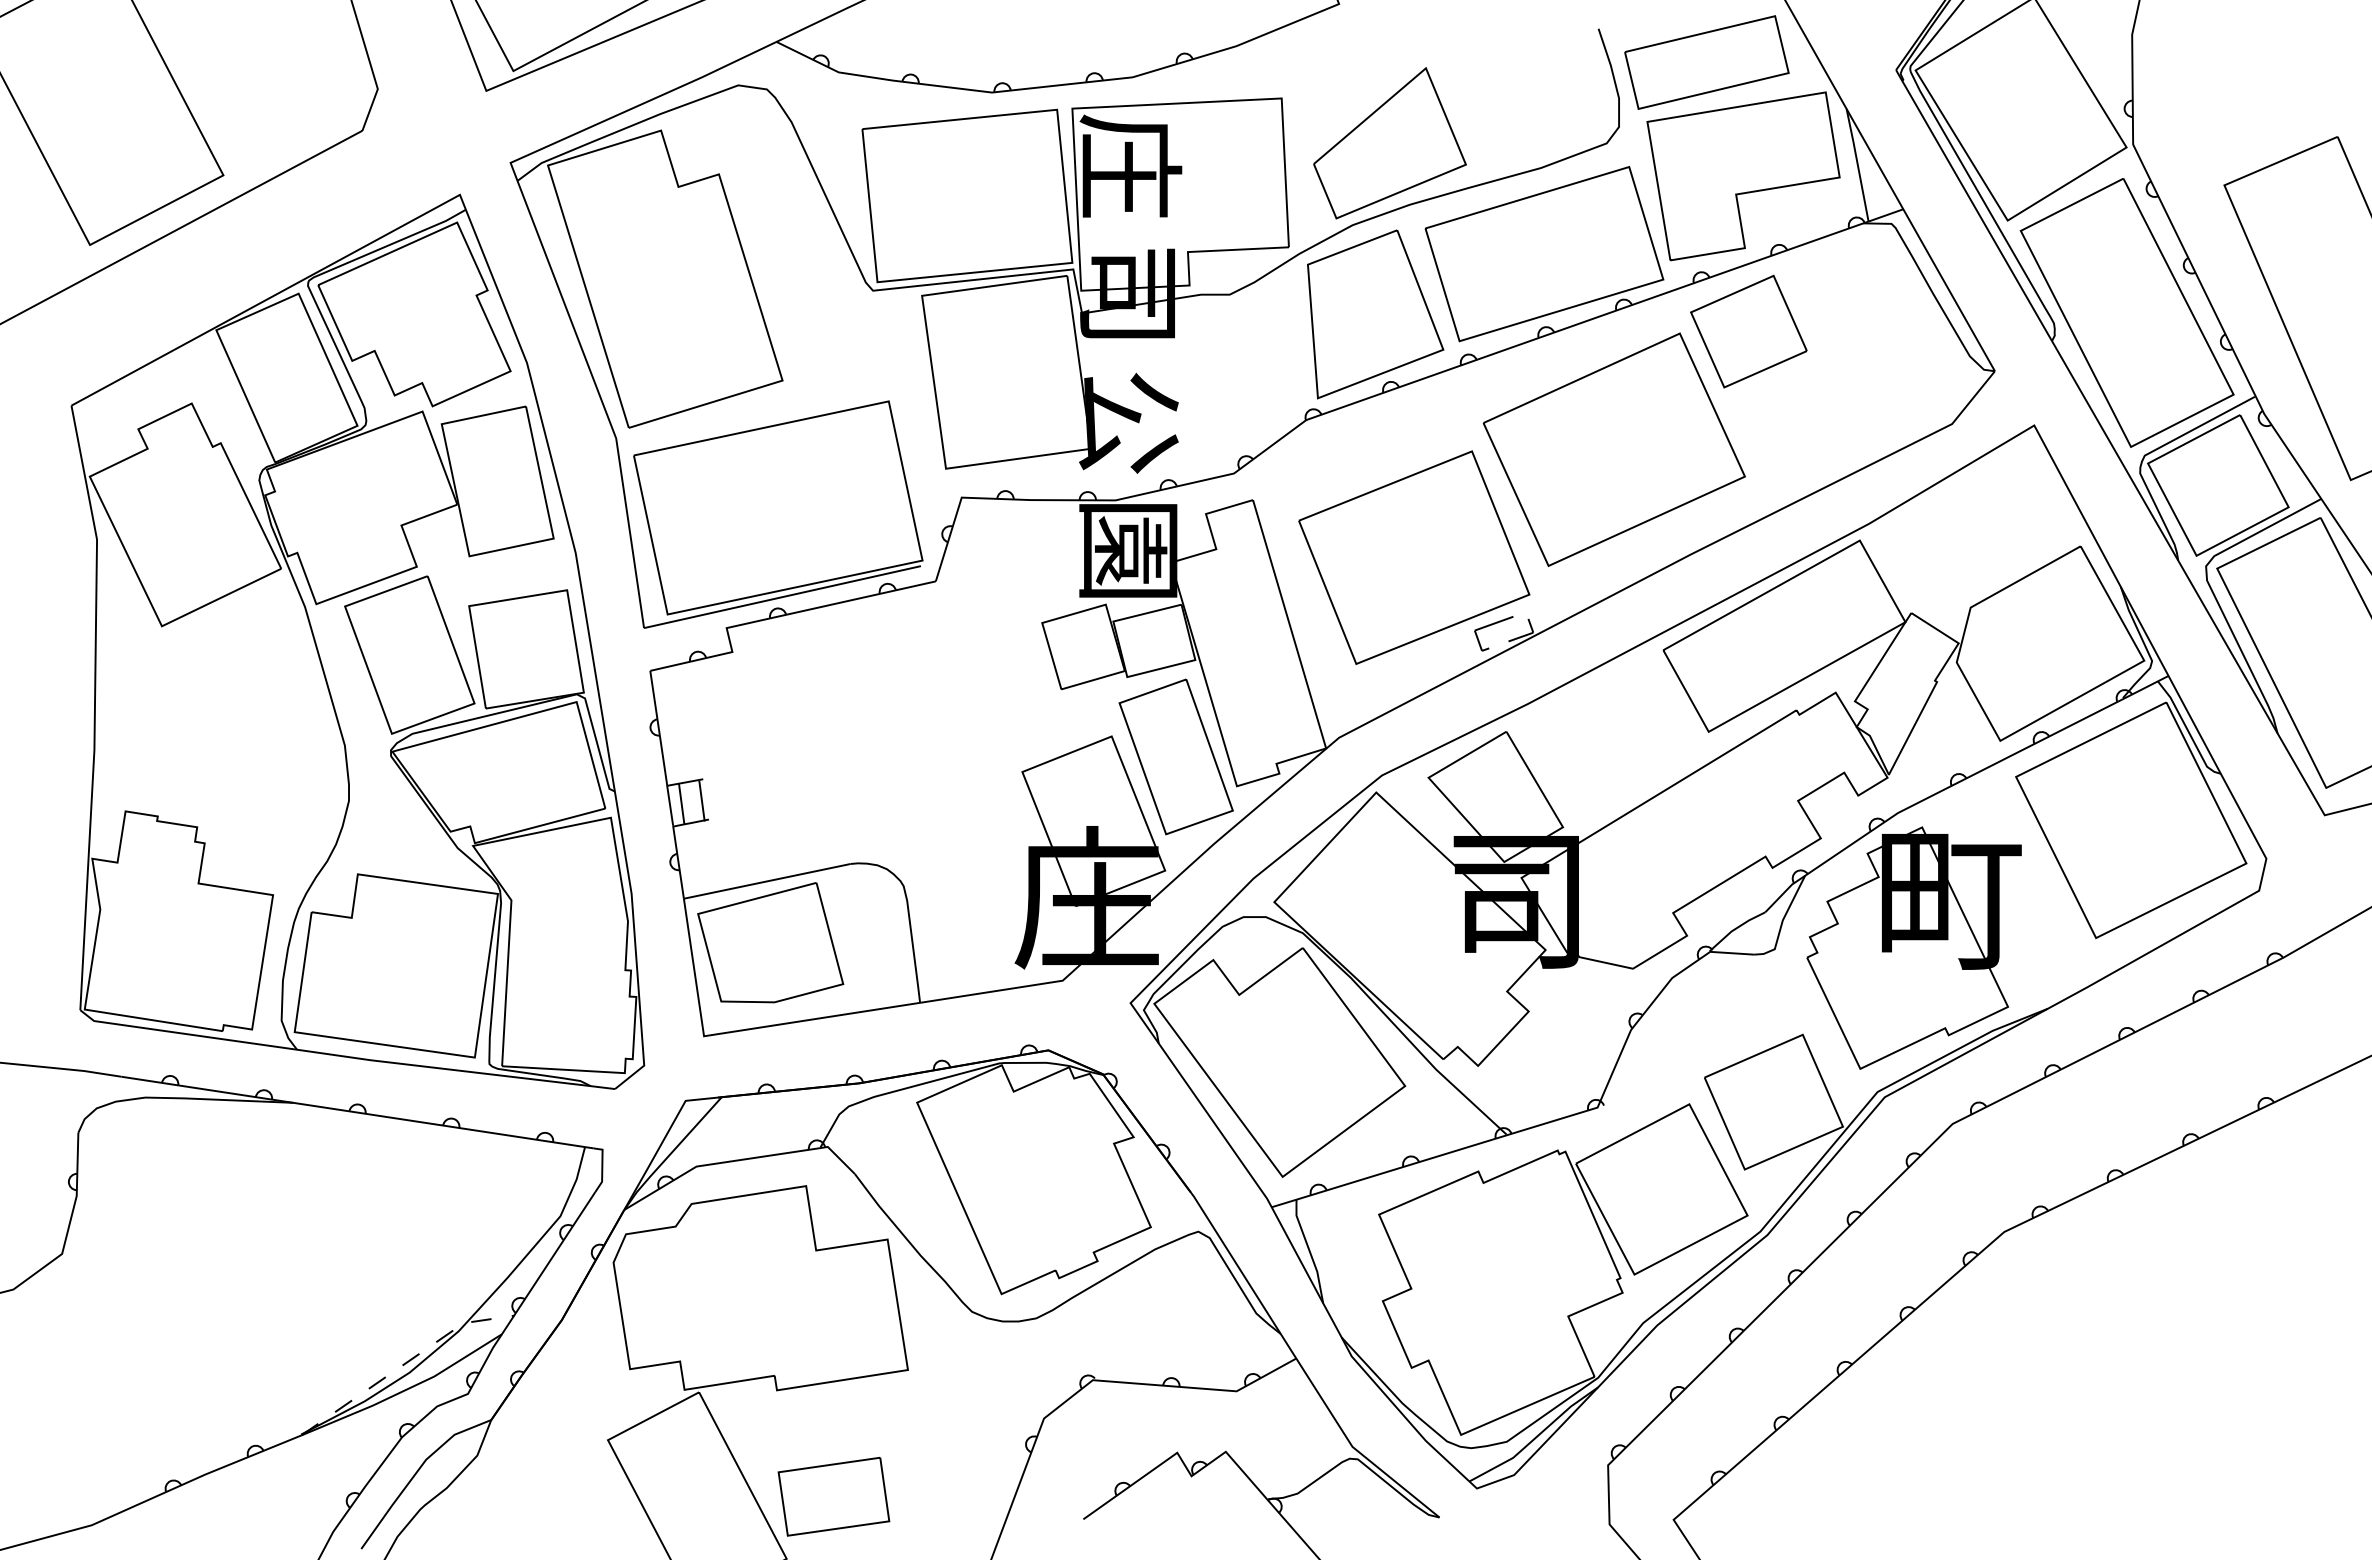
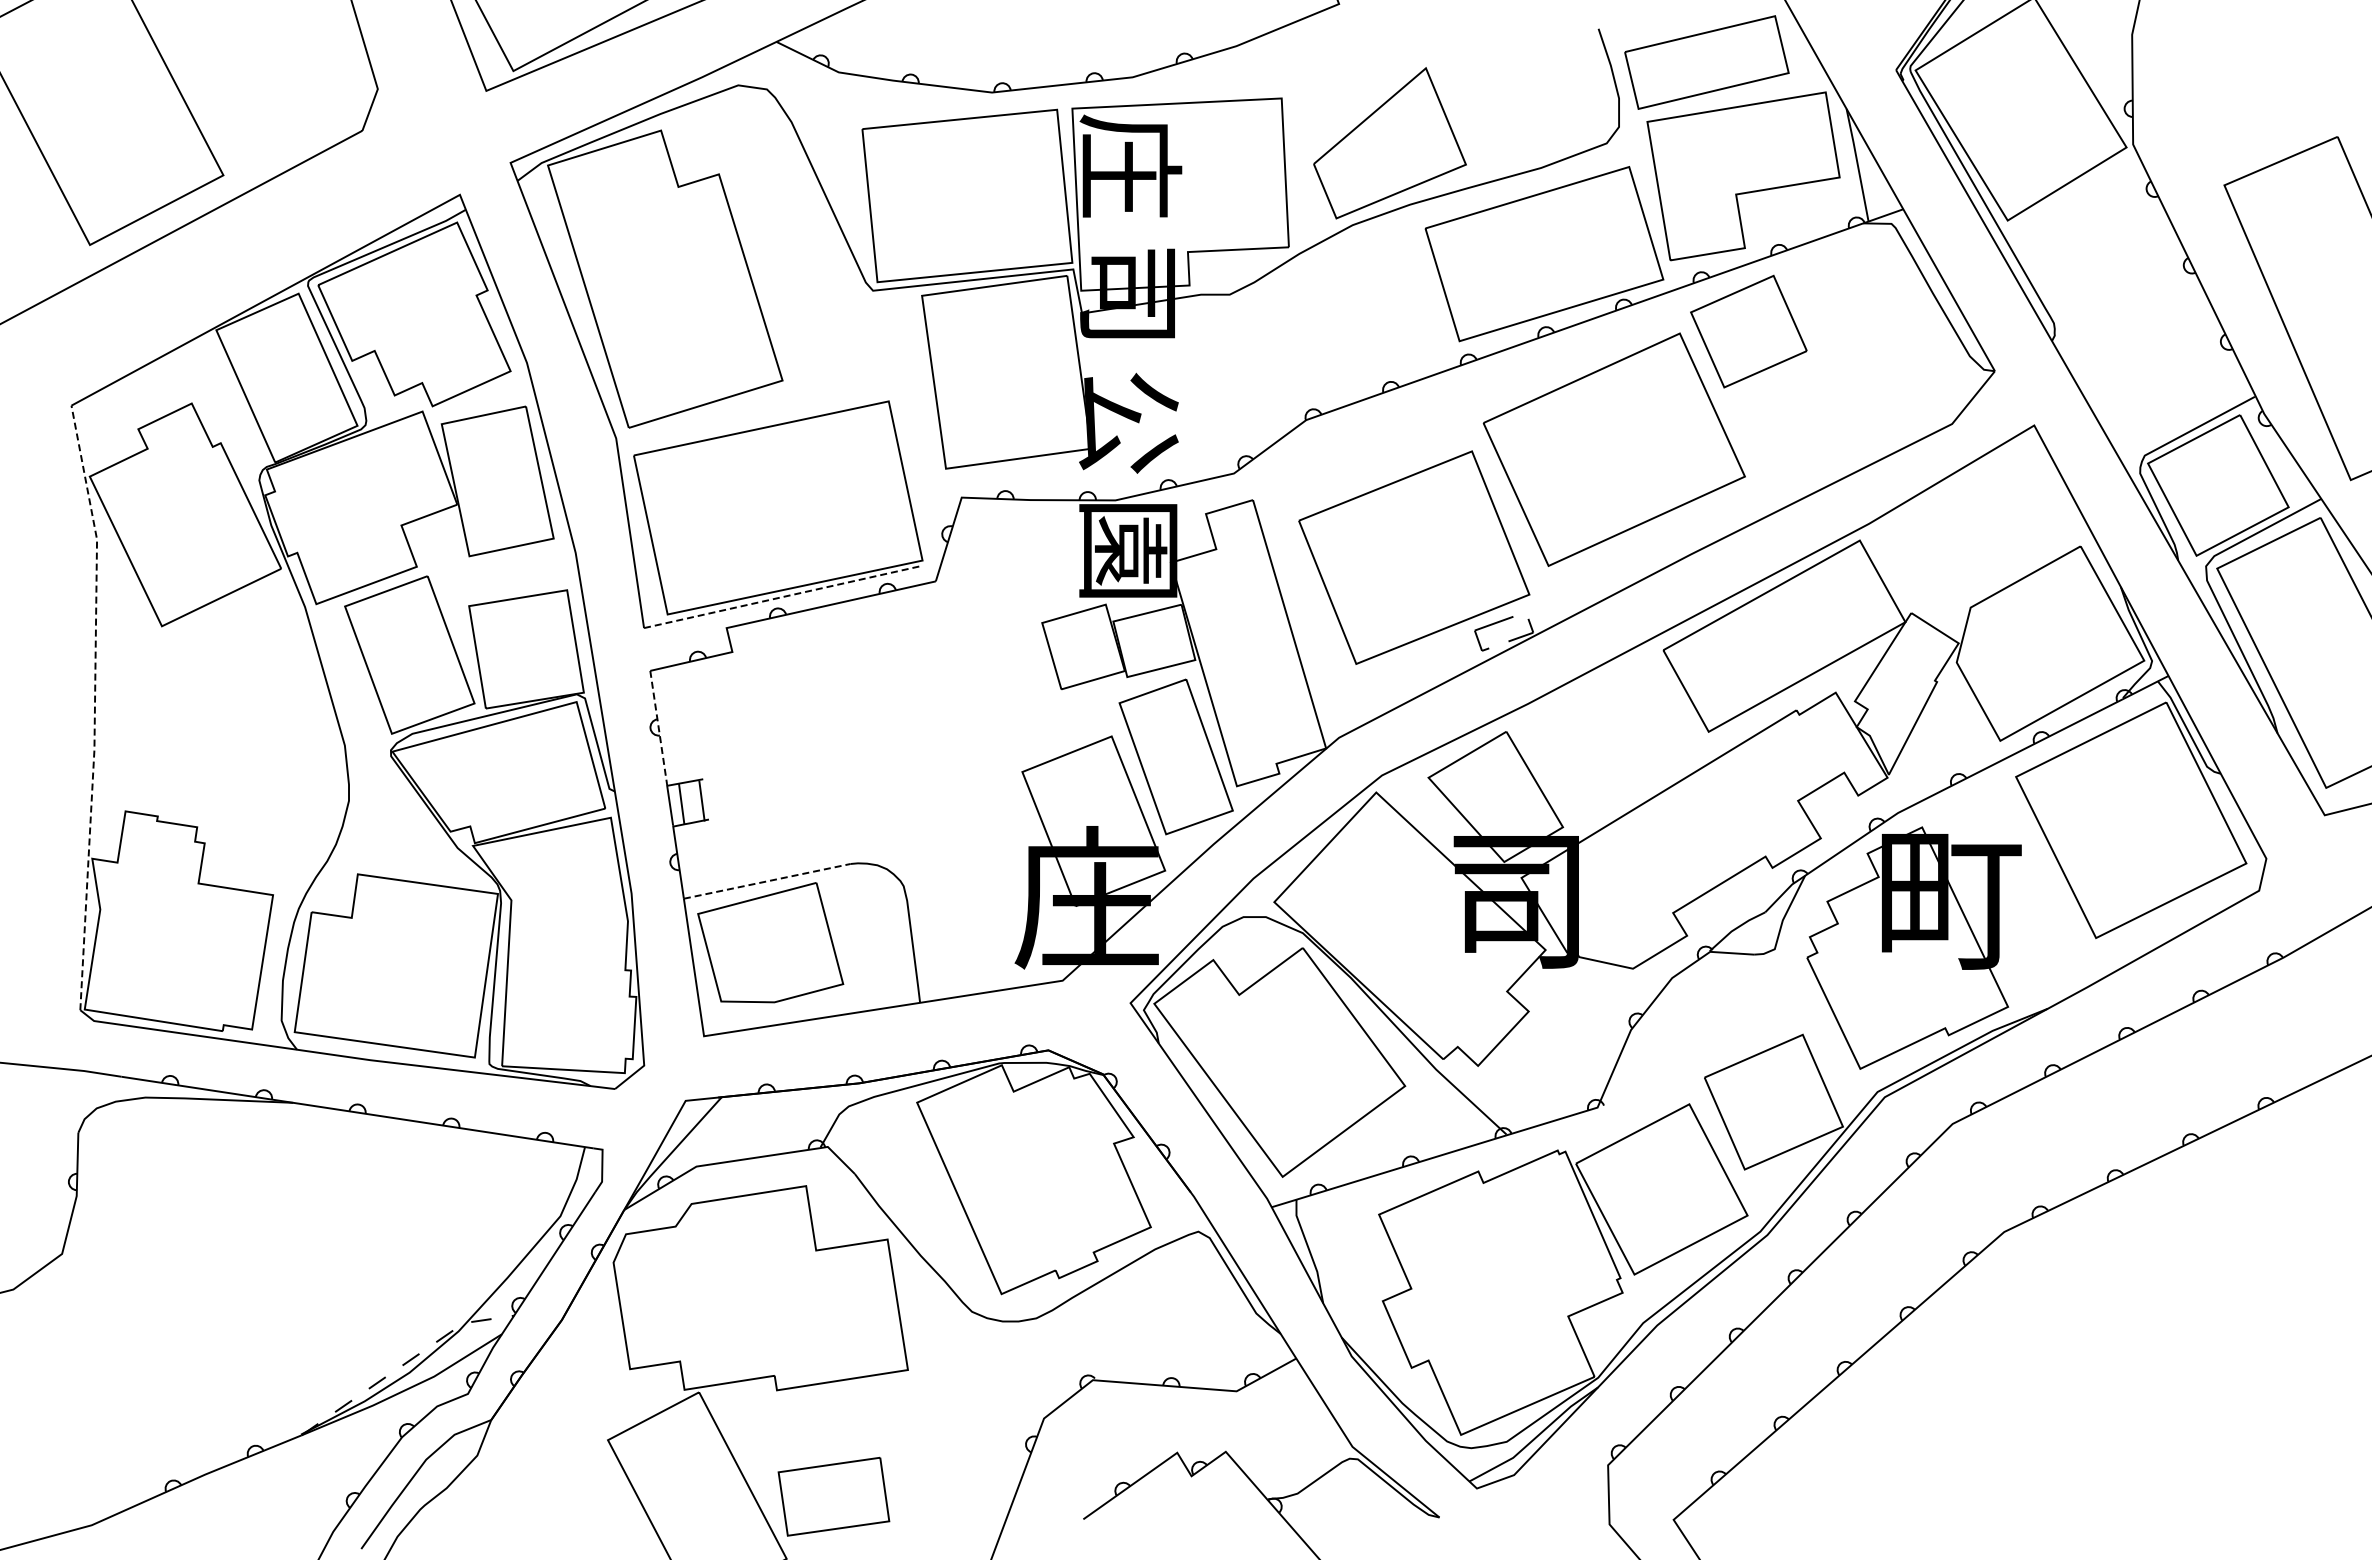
part: present -> none (2126, 312)
part: present -> none (1375, 314)
line: solid -> dashed (782, 597)
line: solid -> dashed (94, 706)
line: solid -> dashed (658, 727)
line: solid -> dashed (767, 881)
